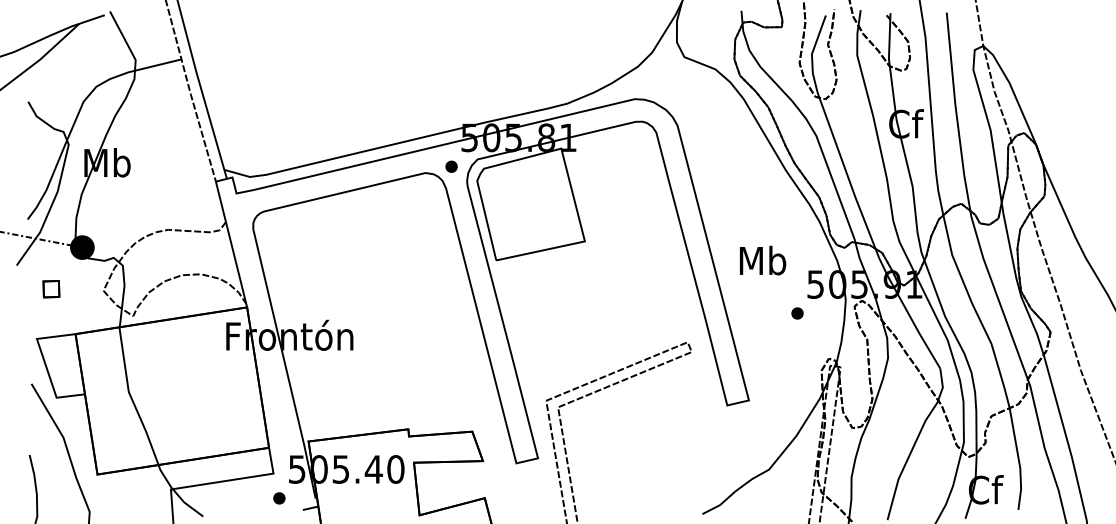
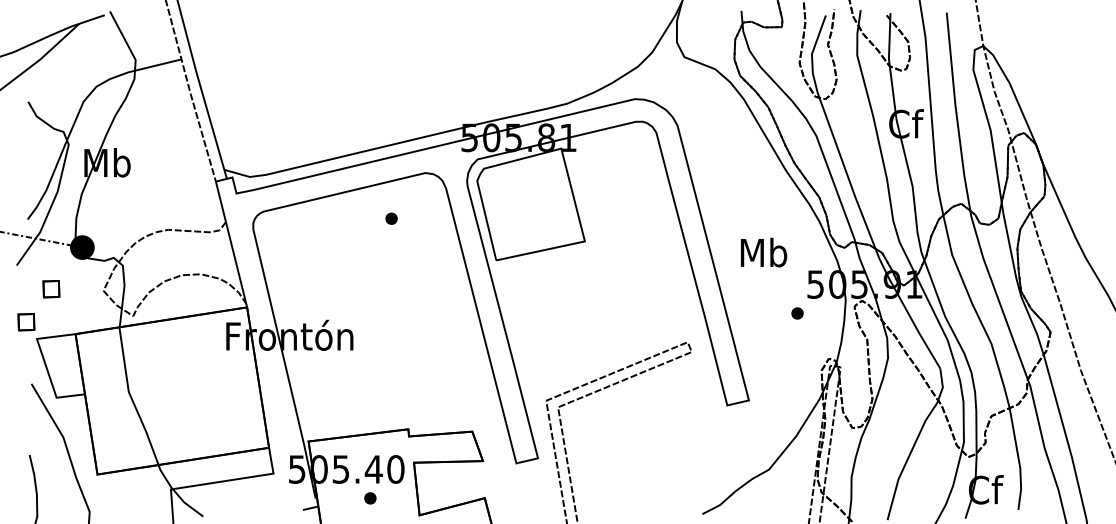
part position: (451, 166) -> (391, 218) (391, 218)
text position: (763, 260) -> (764, 252) (764, 252)
part: none -> present (26, 322)
part position: (279, 498) -> (370, 498) (370, 498)
